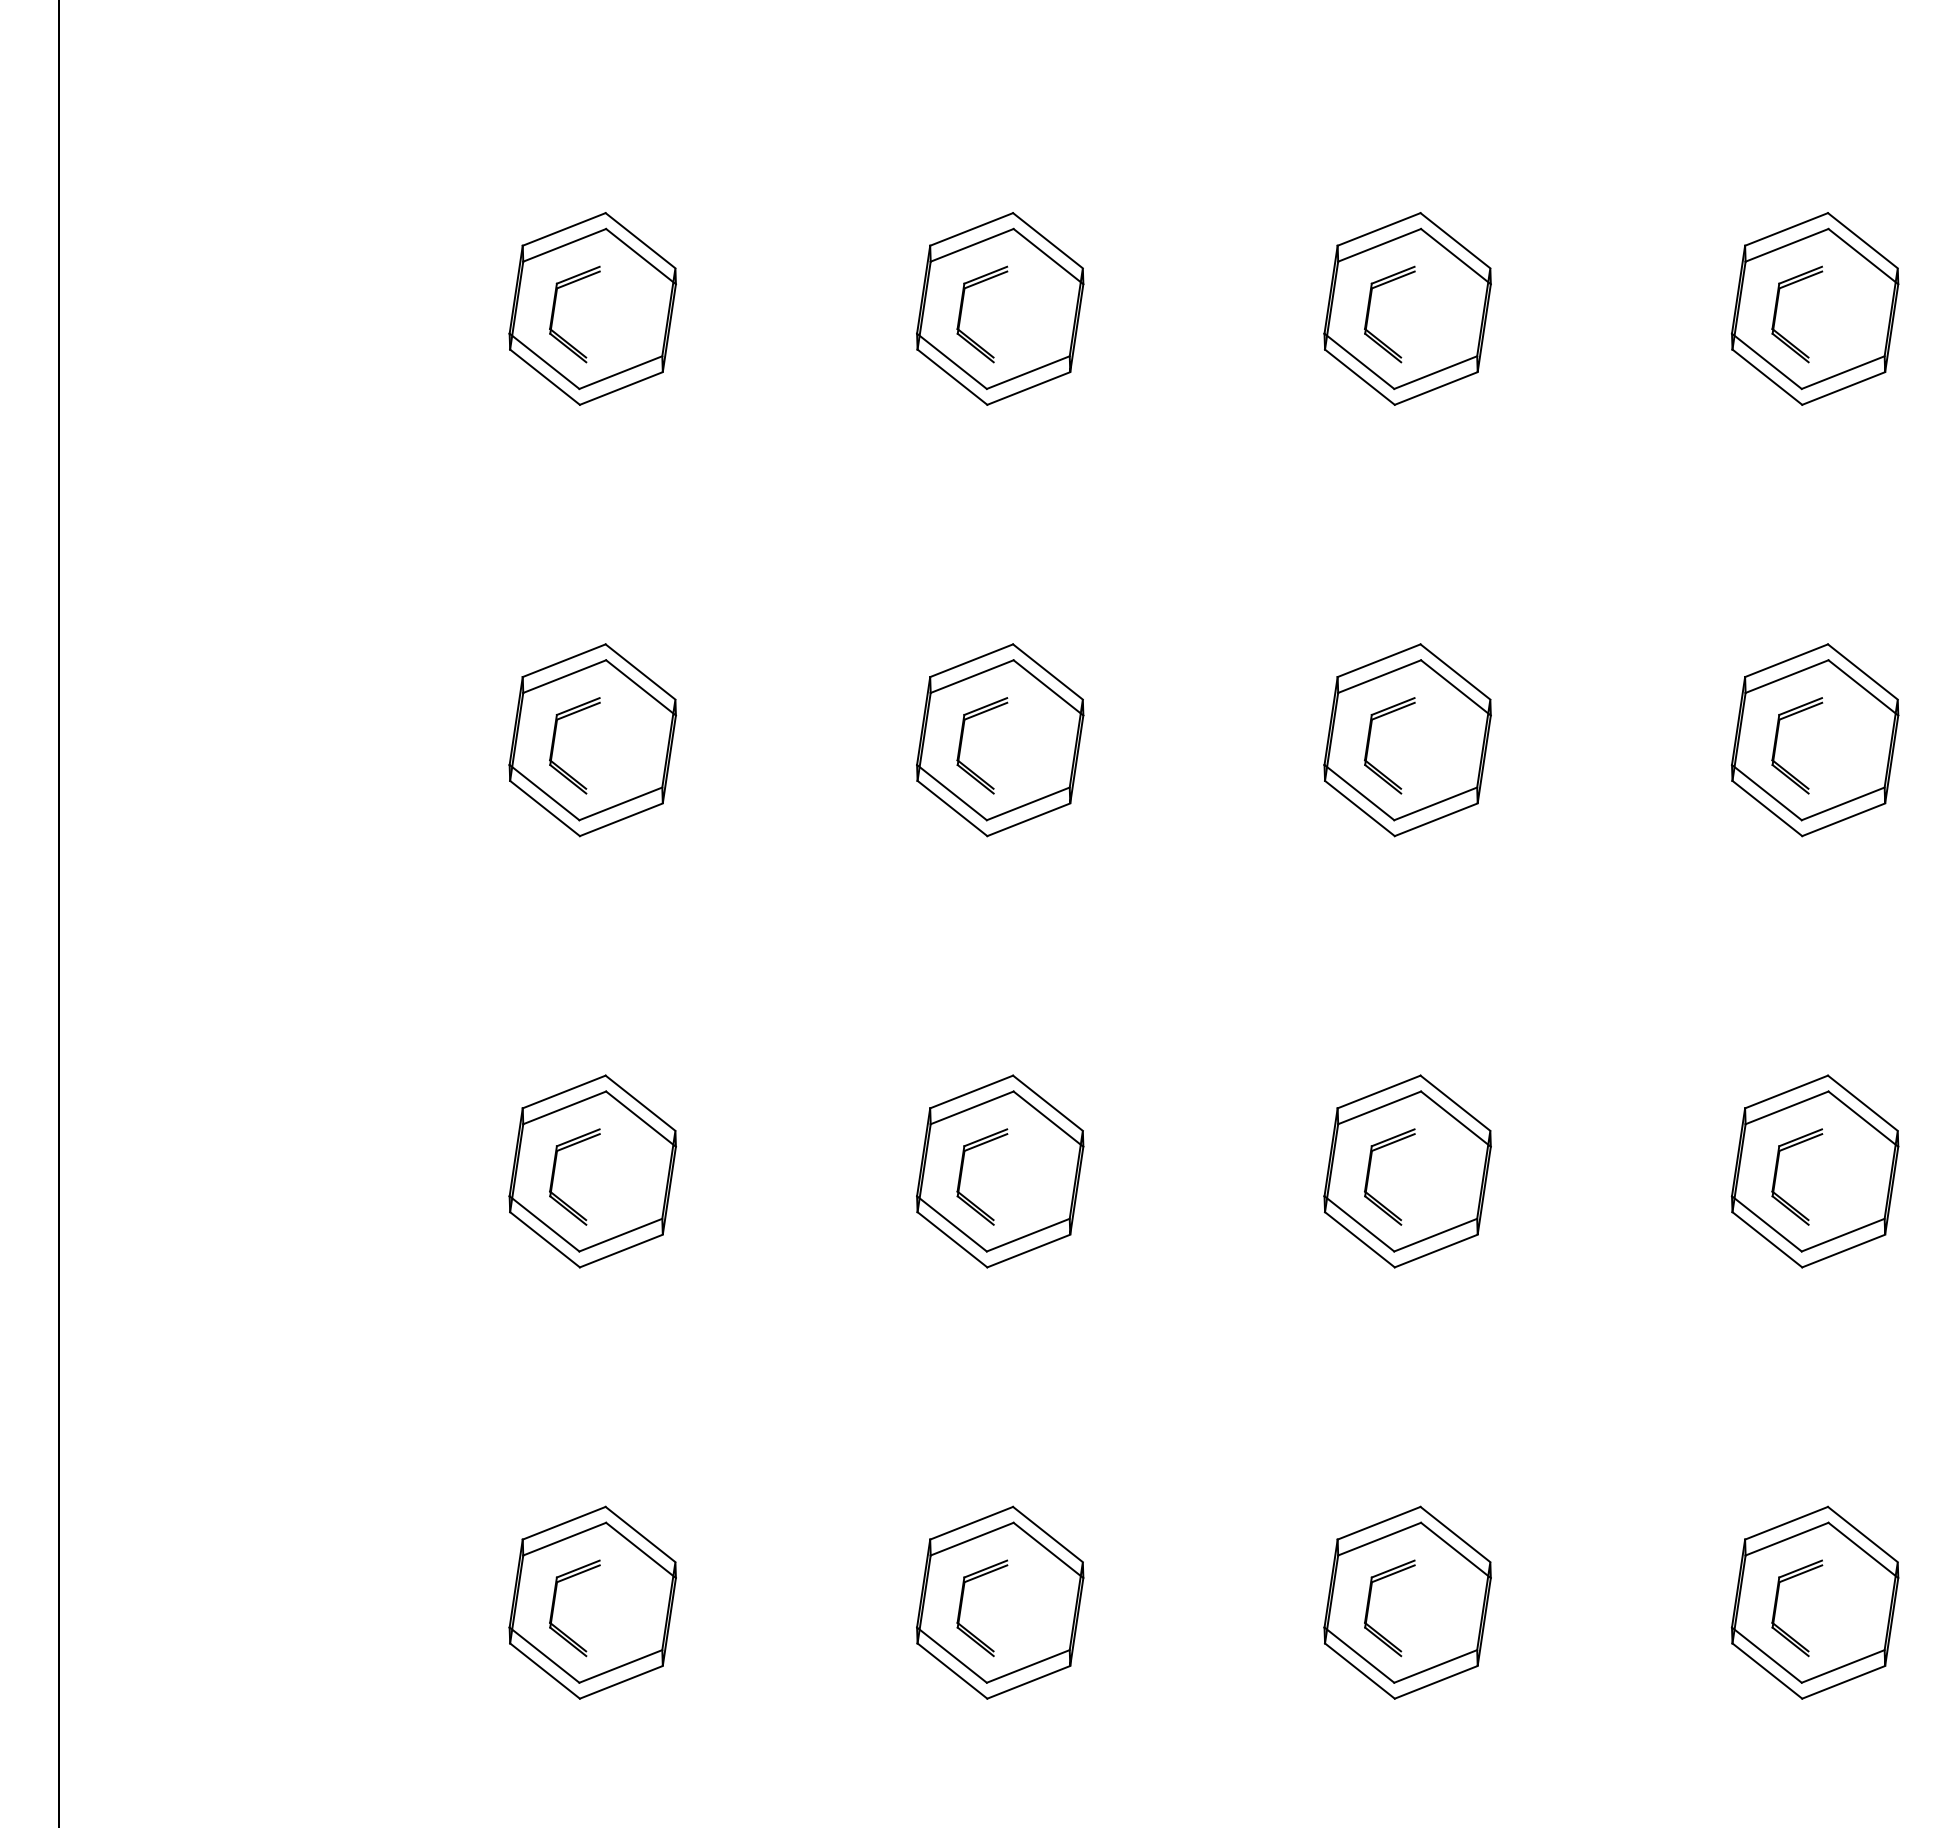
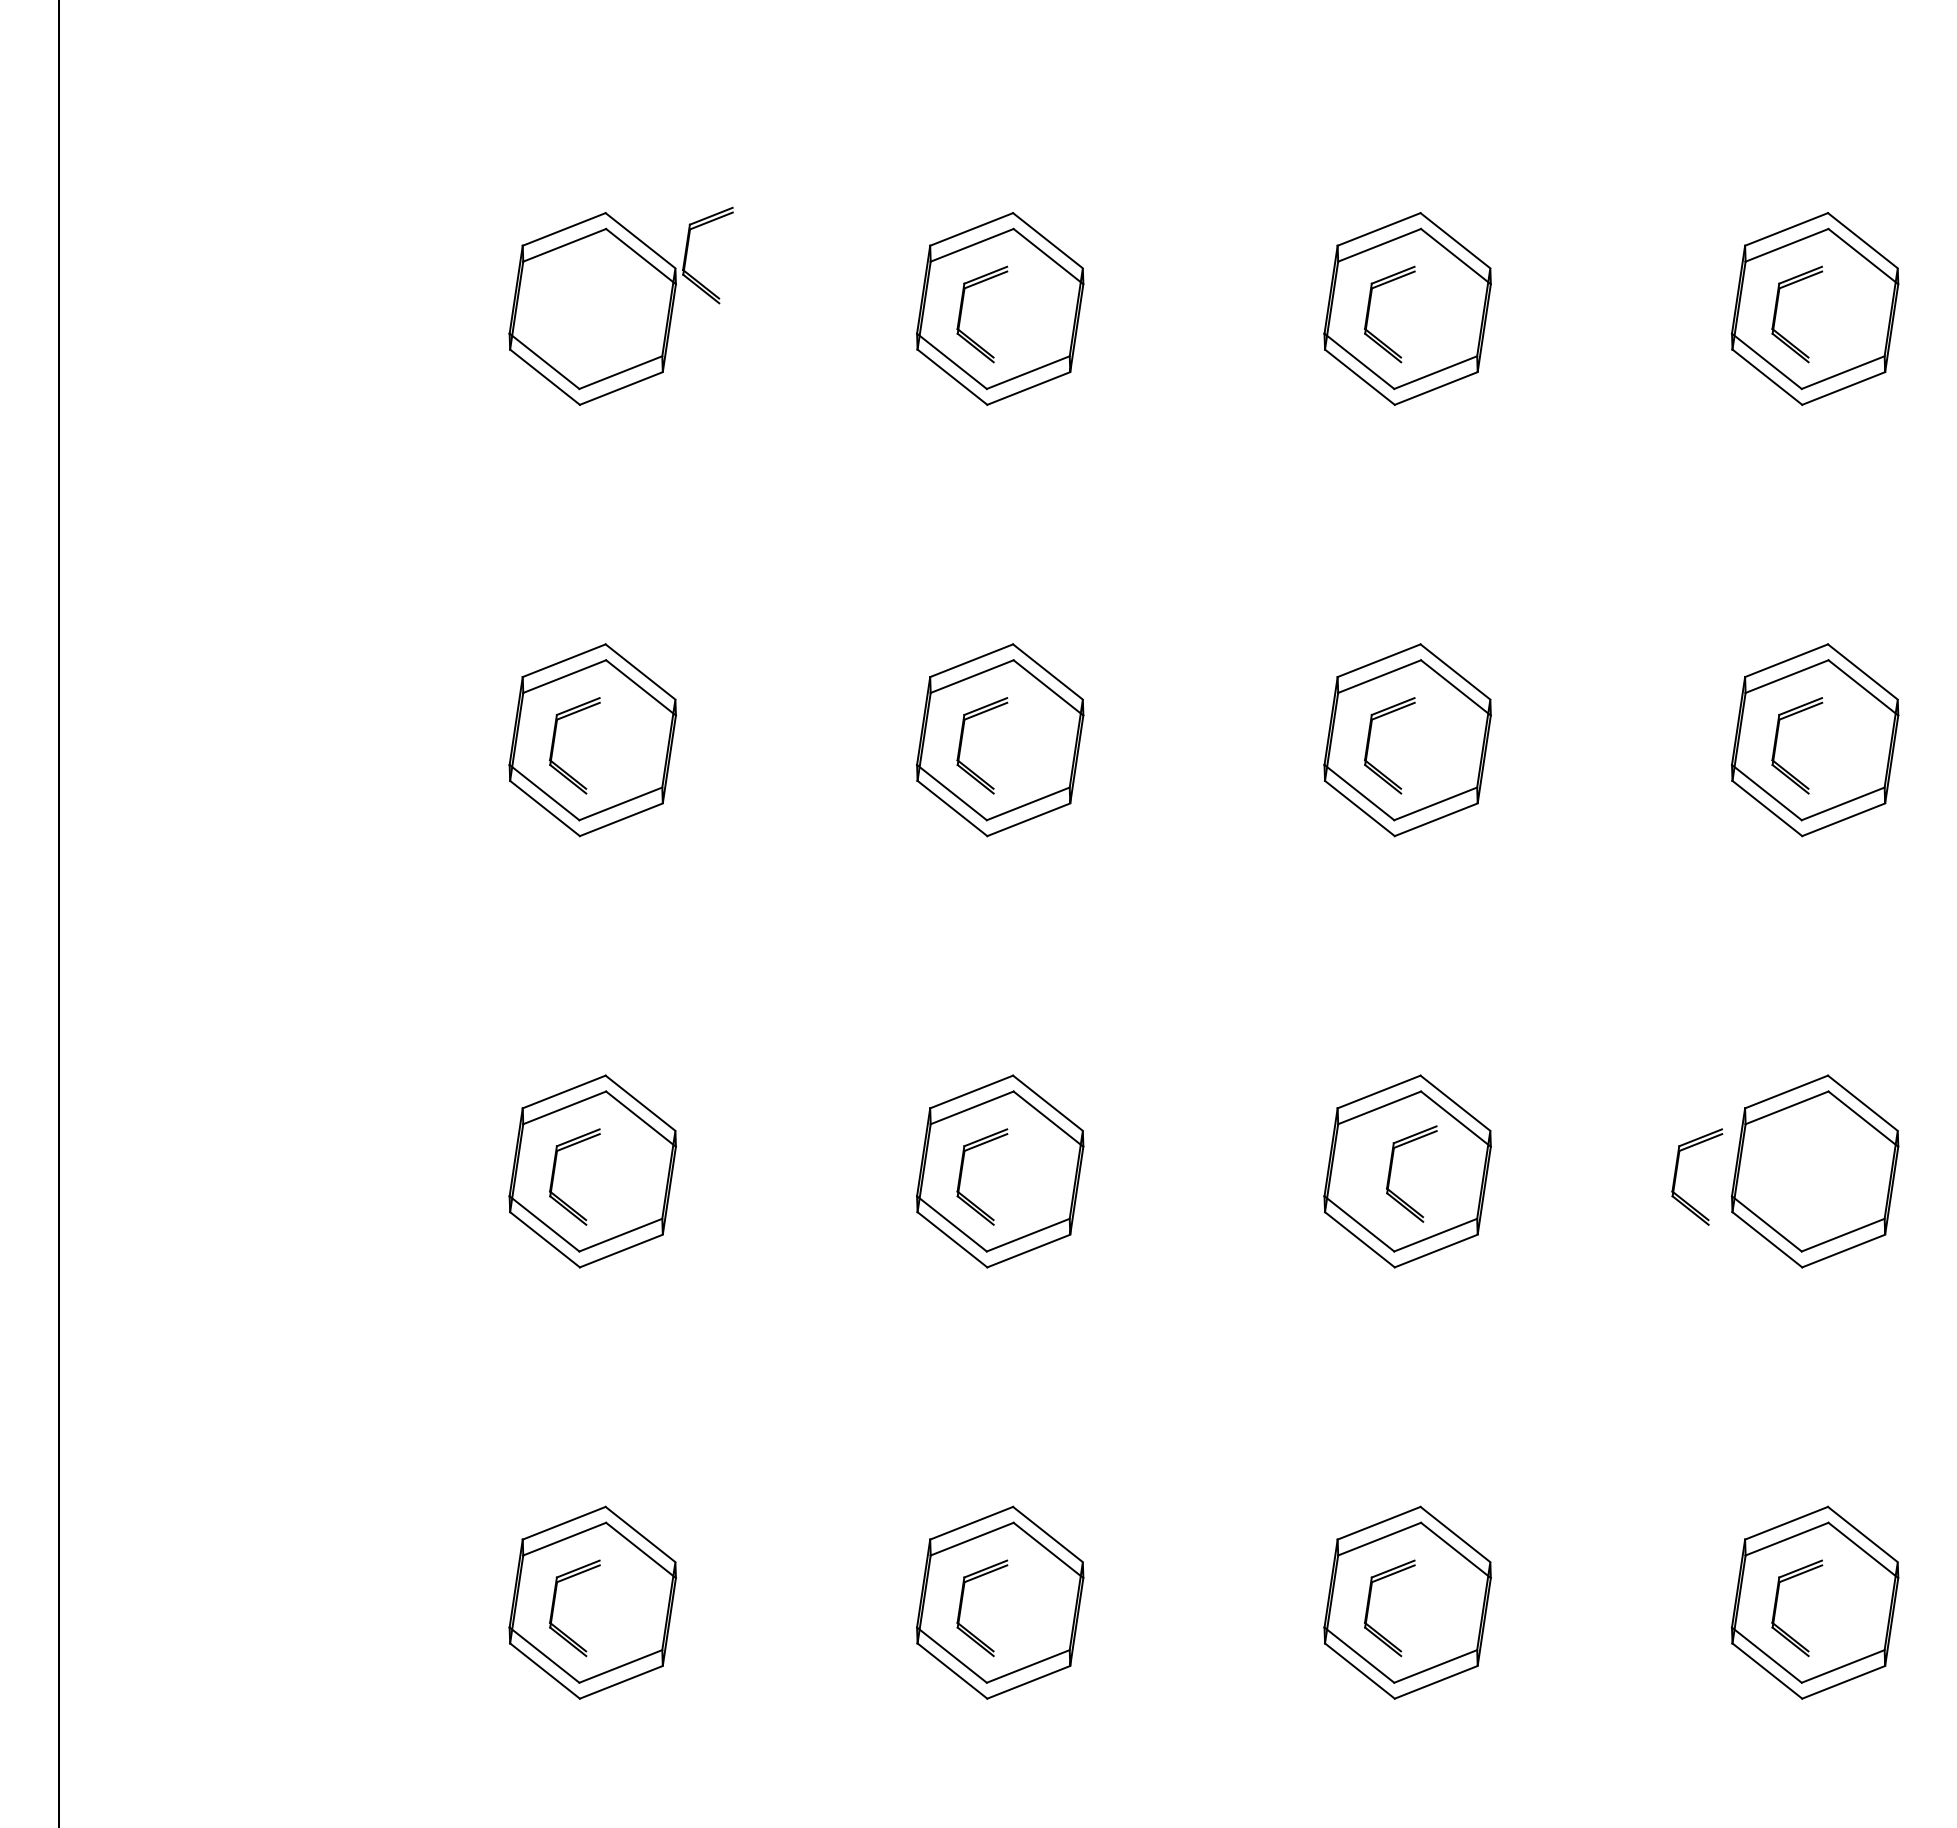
part position: (554, 314) -> (687, 255) (687, 255)
part position: (1777, 1172) -> (1677, 1172) (1677, 1172)
part position: (1369, 1176) -> (1391, 1173) (1391, 1173)
